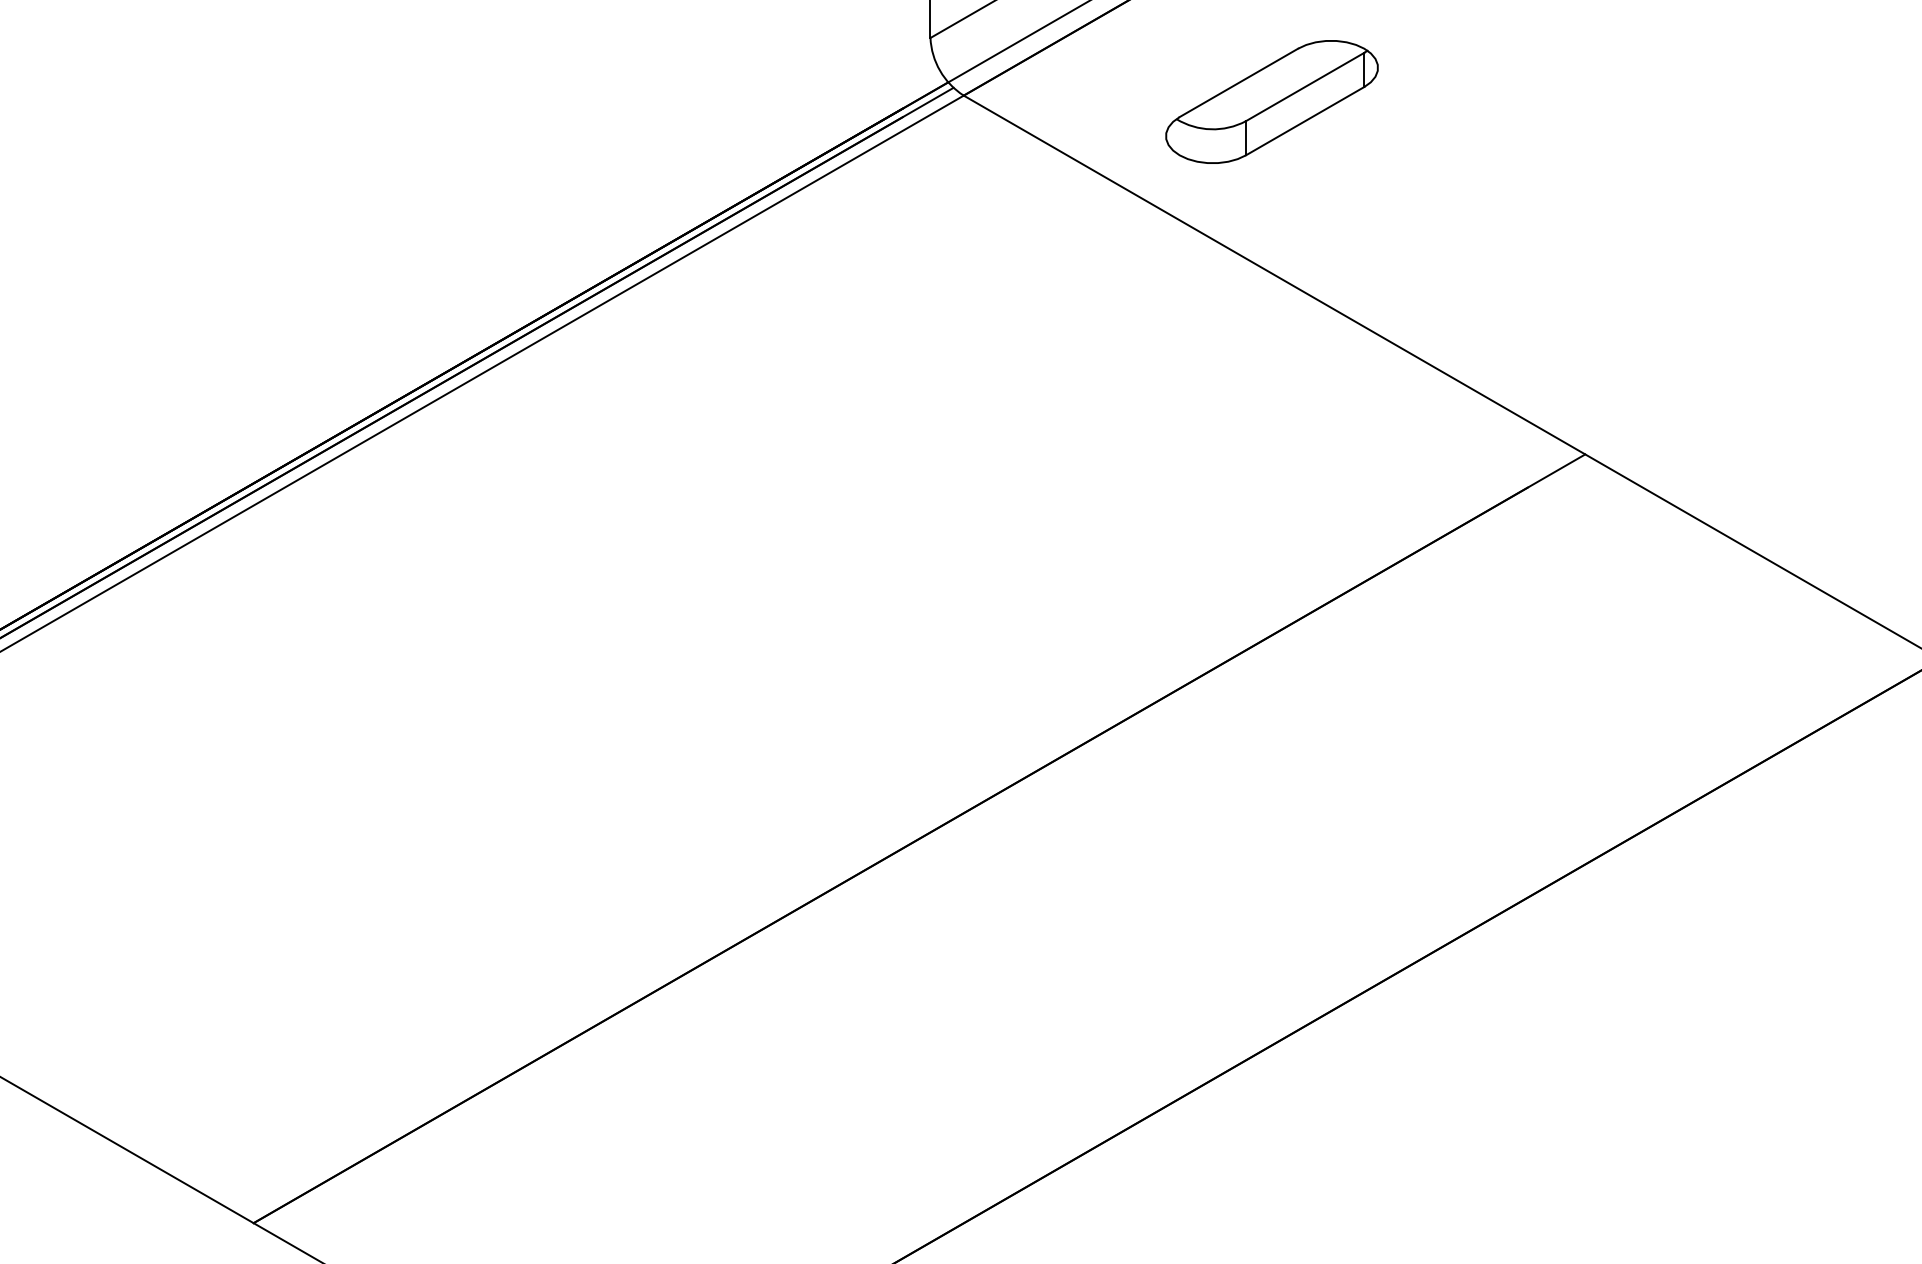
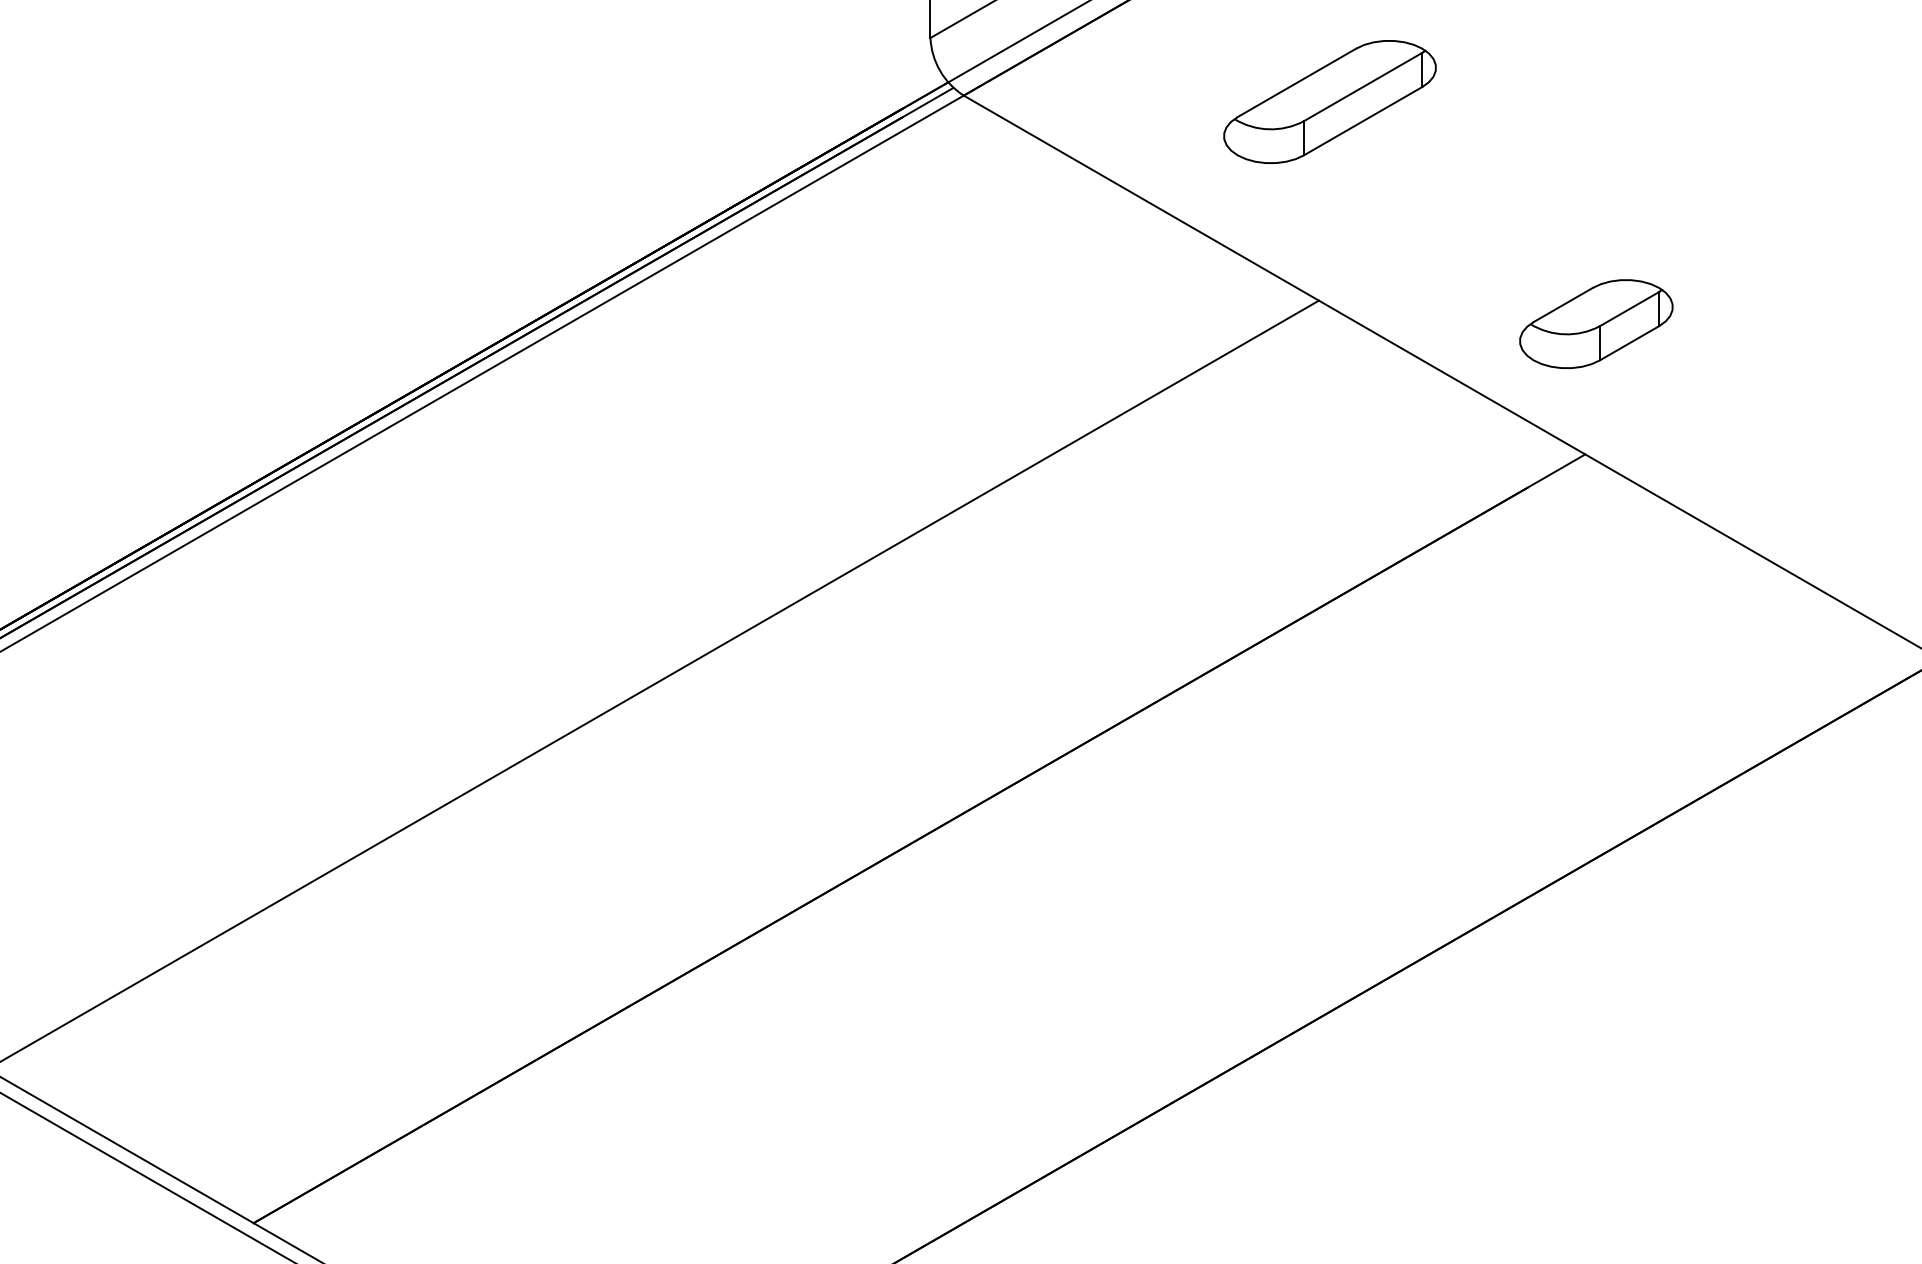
part position: (1271, 101) -> (1329, 101) (1329, 101)
part: none -> present (1596, 323)
line: none -> present (660, 680)
line: none -> present (146, 1176)
